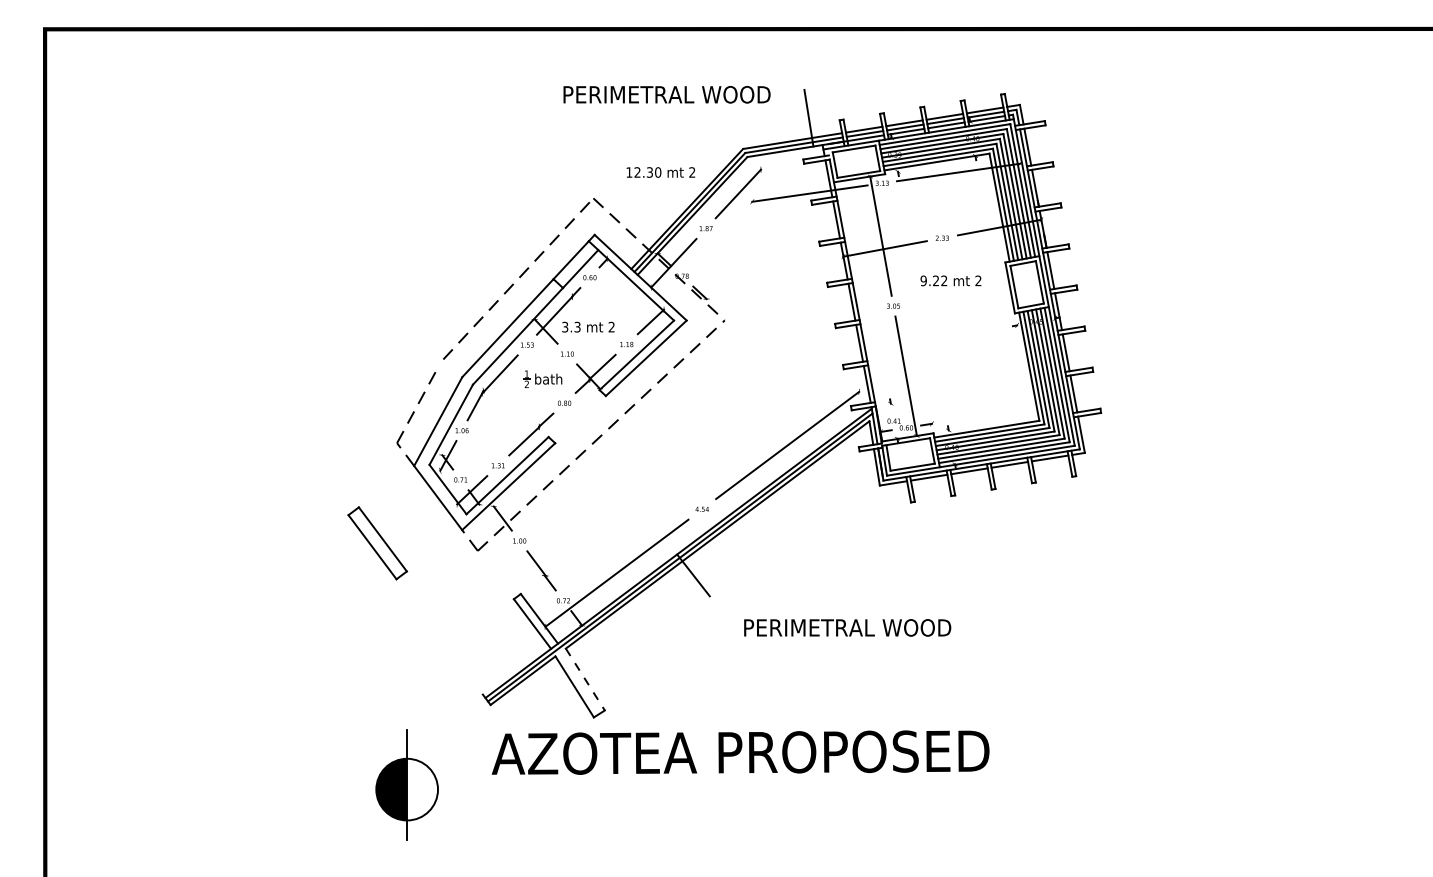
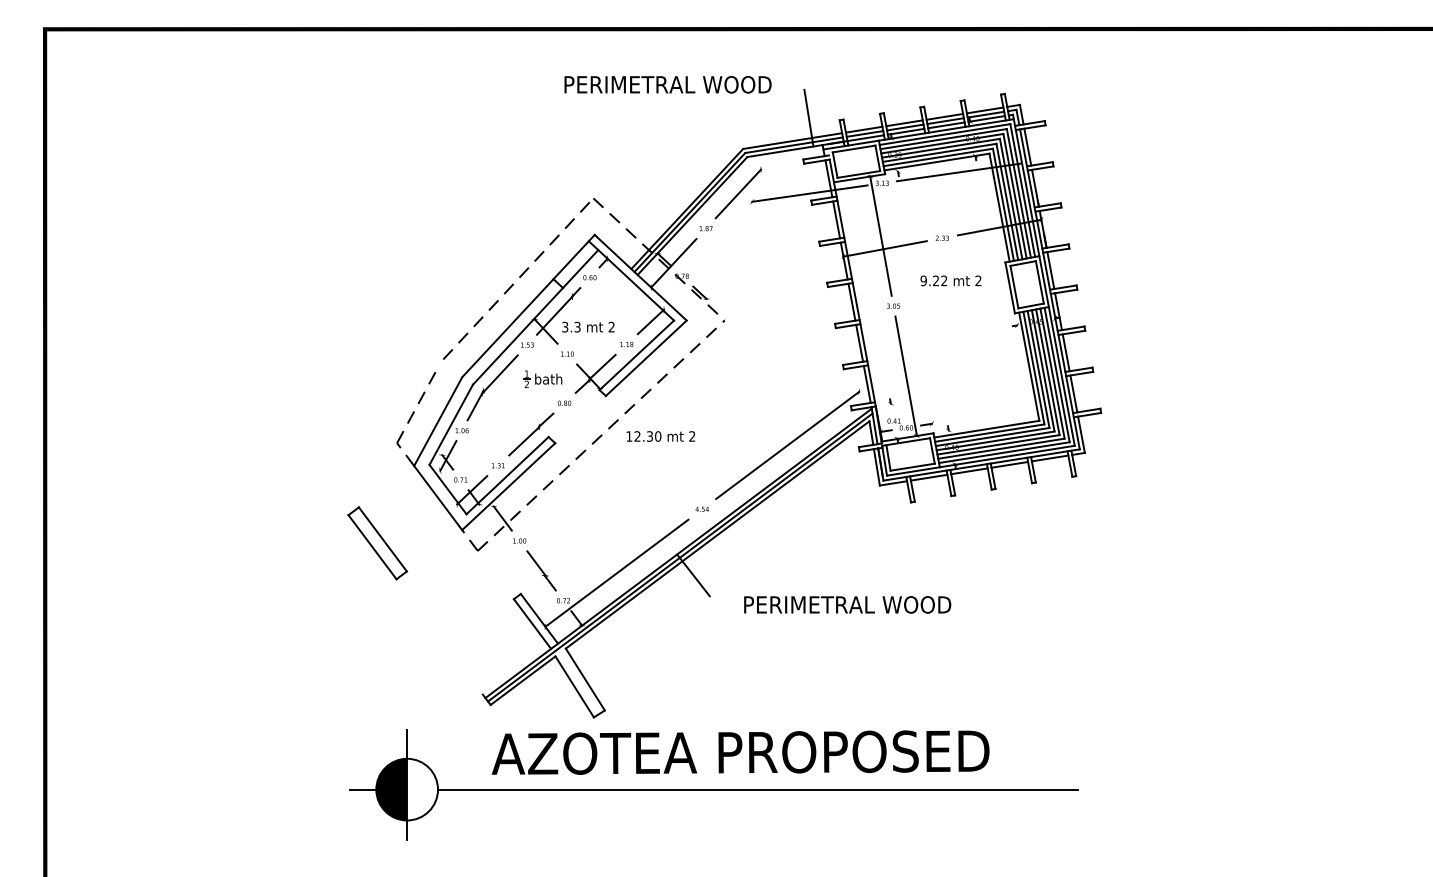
text position: (666, 94) -> (667, 84) (667, 84)
text position: (660, 172) -> (660, 436) (660, 436)
text position: (847, 627) -> (847, 604) (847, 604)
line: dashed -> solid (585, 679)
line: none -> present (363, 789)
line: none -> present (757, 789)
